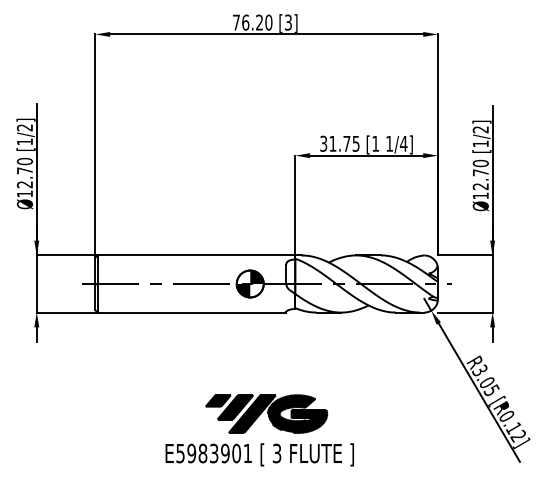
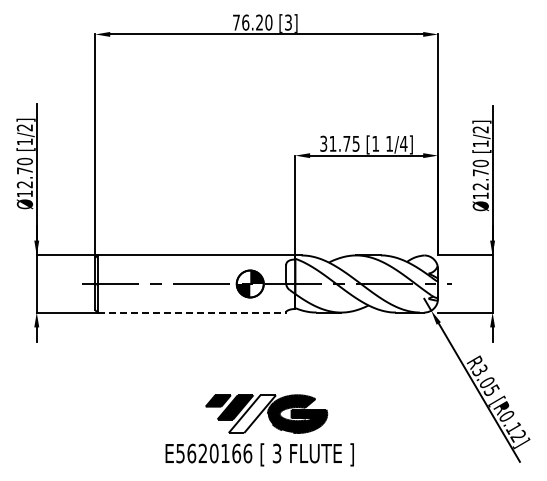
line: solid -> dashed (192, 312)
fill: present -> none (251, 414)
text: E5983901 -> E5620166 (219, 453)
